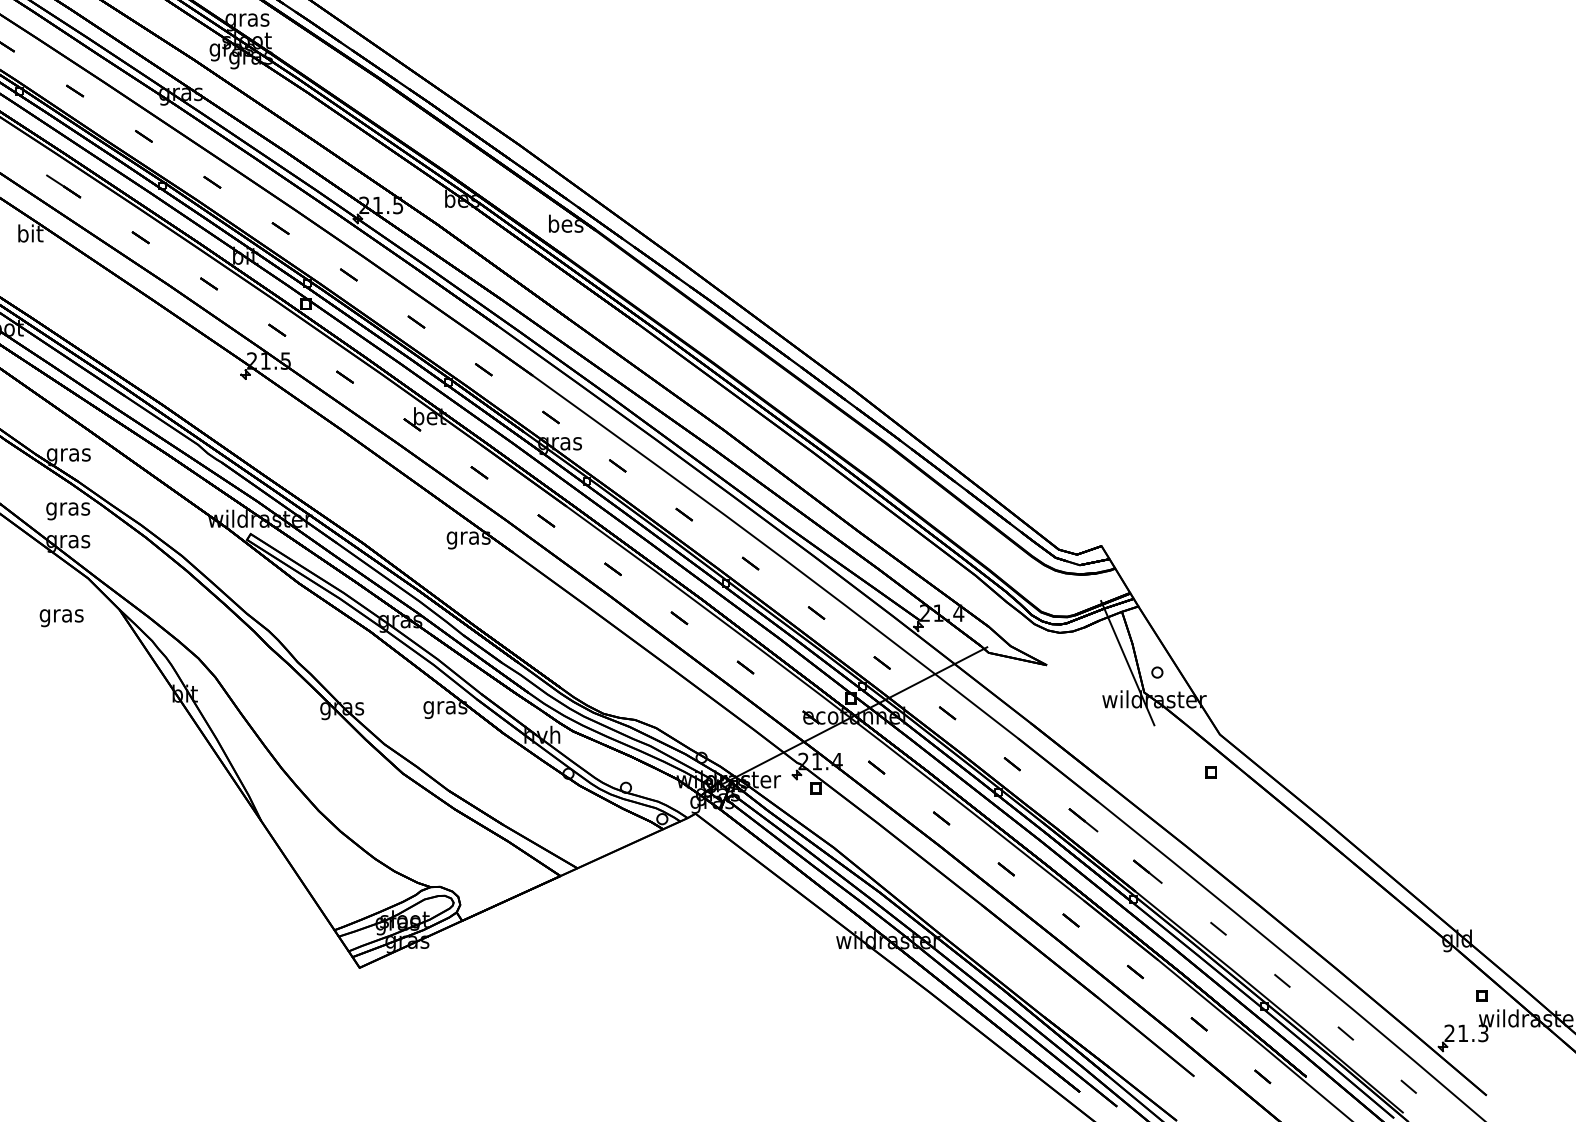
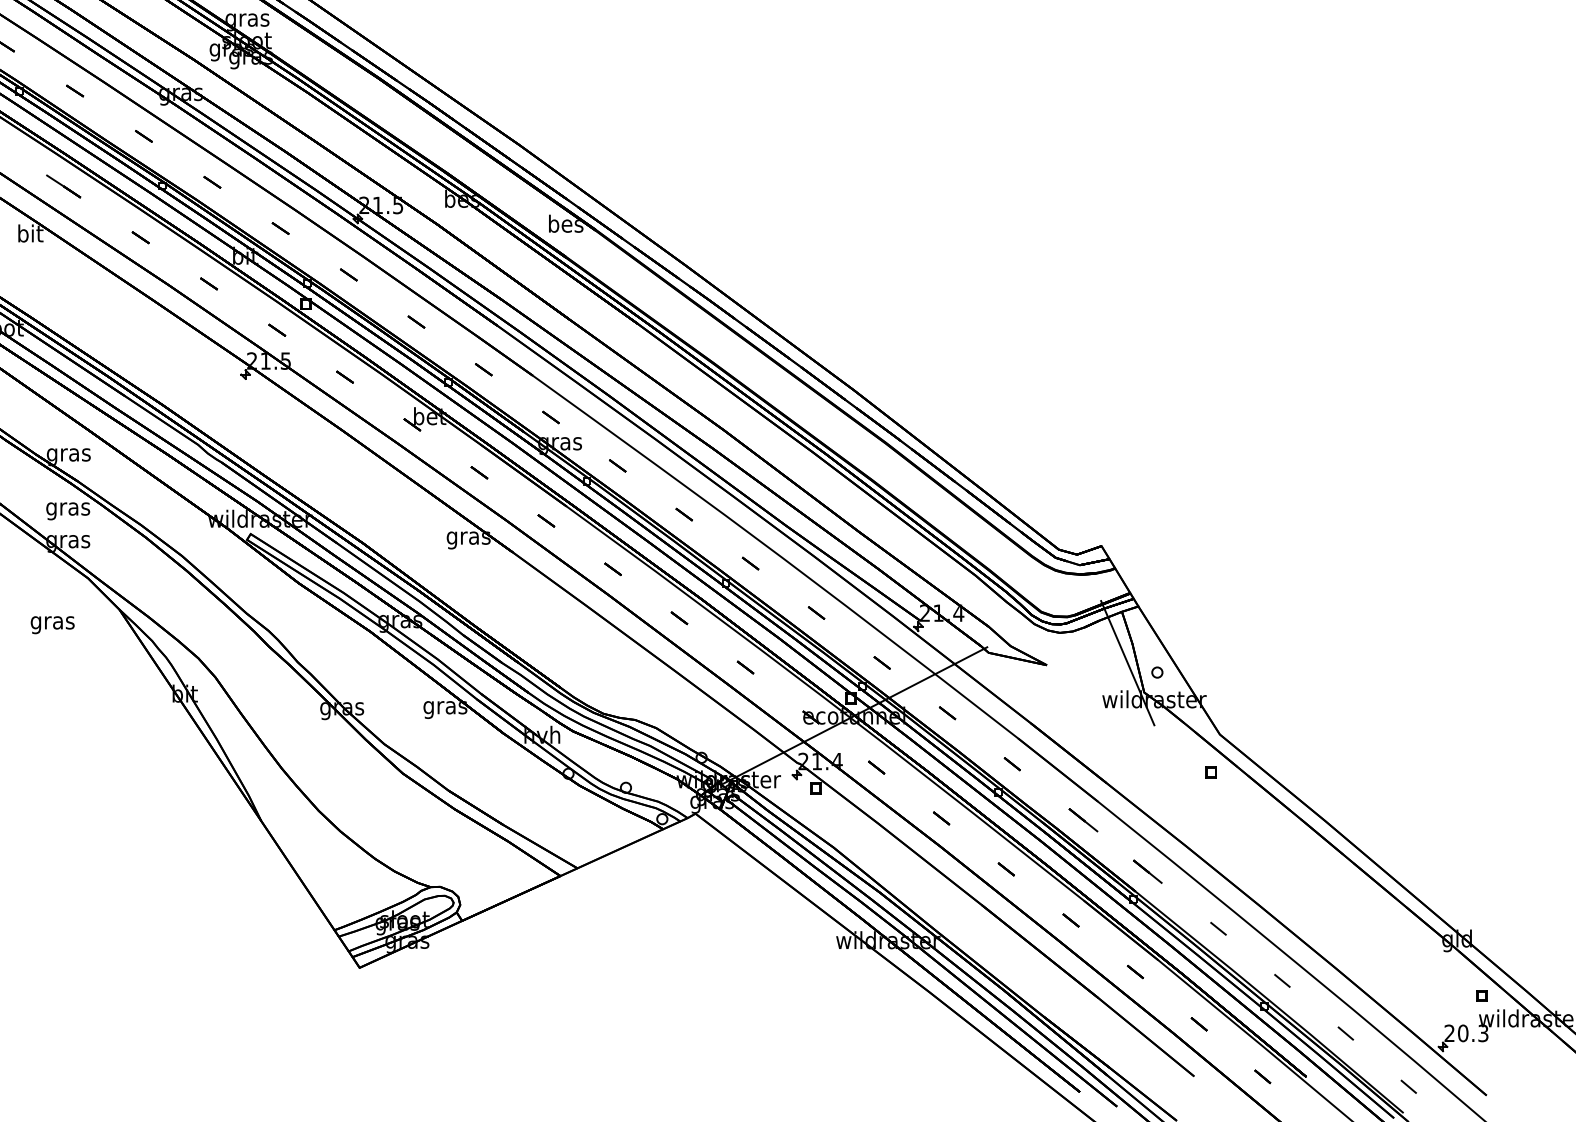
text position: (61, 618) -> (52, 625) (52, 625)
text: 21.3 -> 20.3 (1463, 1033)
